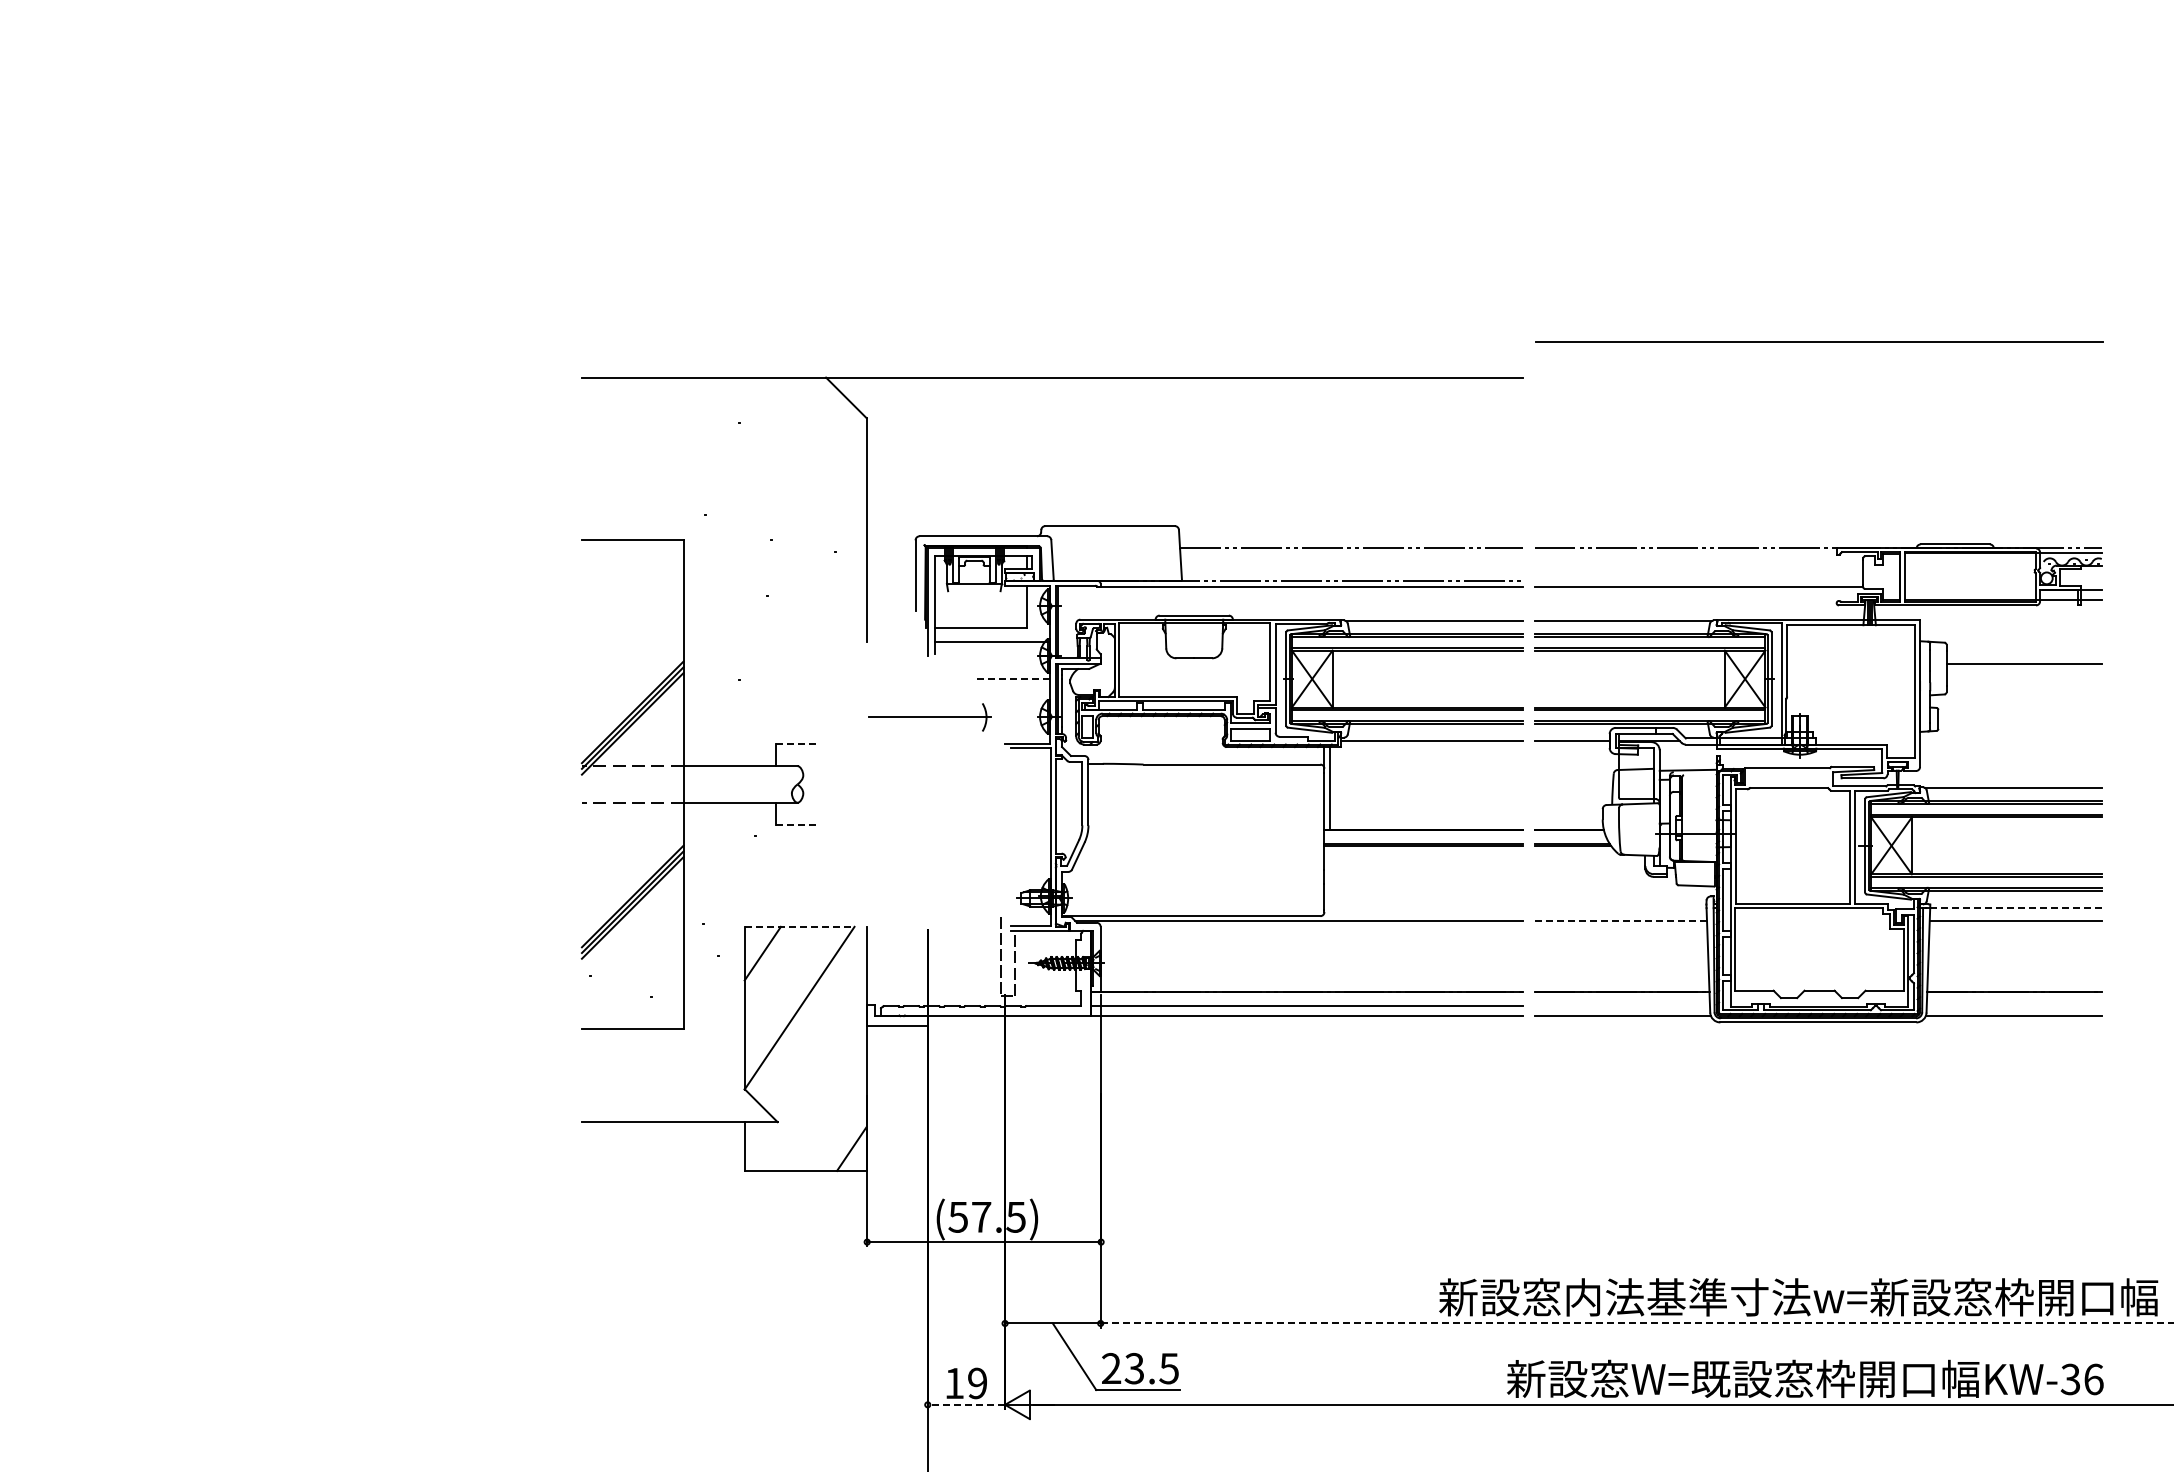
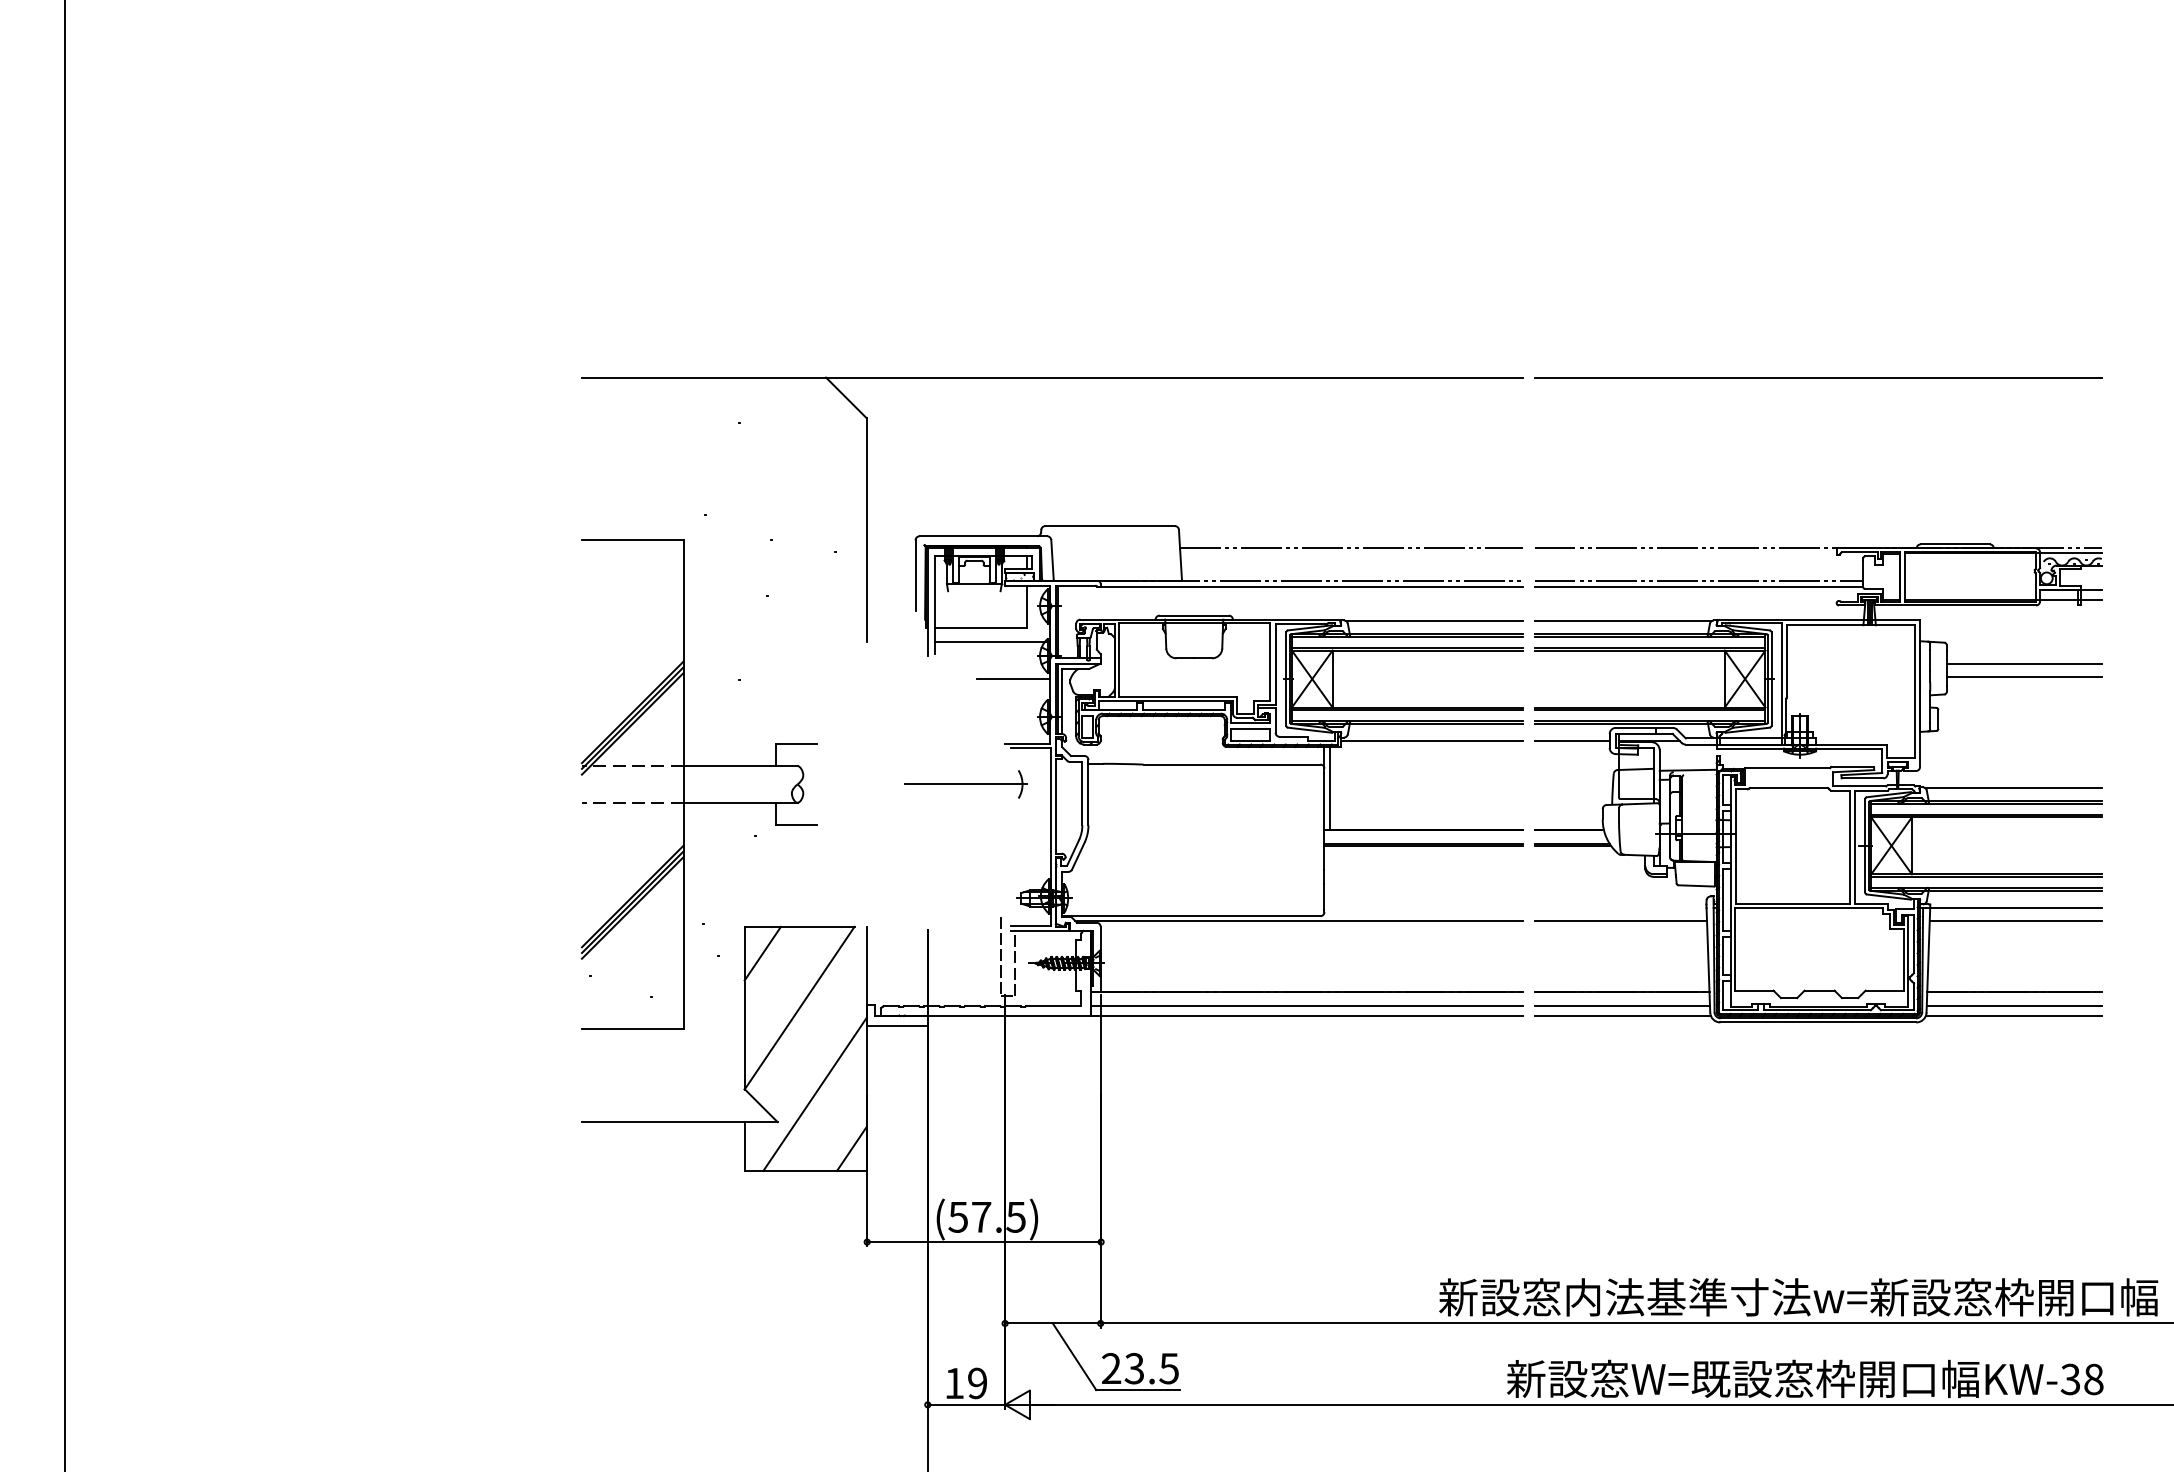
line position: (1819, 341) -> (1818, 377) (1818, 377)
line: none -> present (1698, 581)
line: none -> present (2023, 677)
line: dashed -> solid (1013, 678)
part position: (929, 717) -> (965, 784) (965, 784)
line: none -> present (65, 735)
line: dashed -> solid (796, 743)
line: dashed -> solid (796, 825)
line: dashed -> solid (2015, 908)
line: dashed -> solid (1621, 920)
line: dashed -> solid (799, 926)
line: none -> present (1621, 1006)
line: none -> present (2013, 1006)
line: none -> present (814, 1093)
line: dashed -> solid (1637, 1323)
text: KW-36 -> KW-38 (2093, 1379)
line: dashed -> solid (966, 1404)
